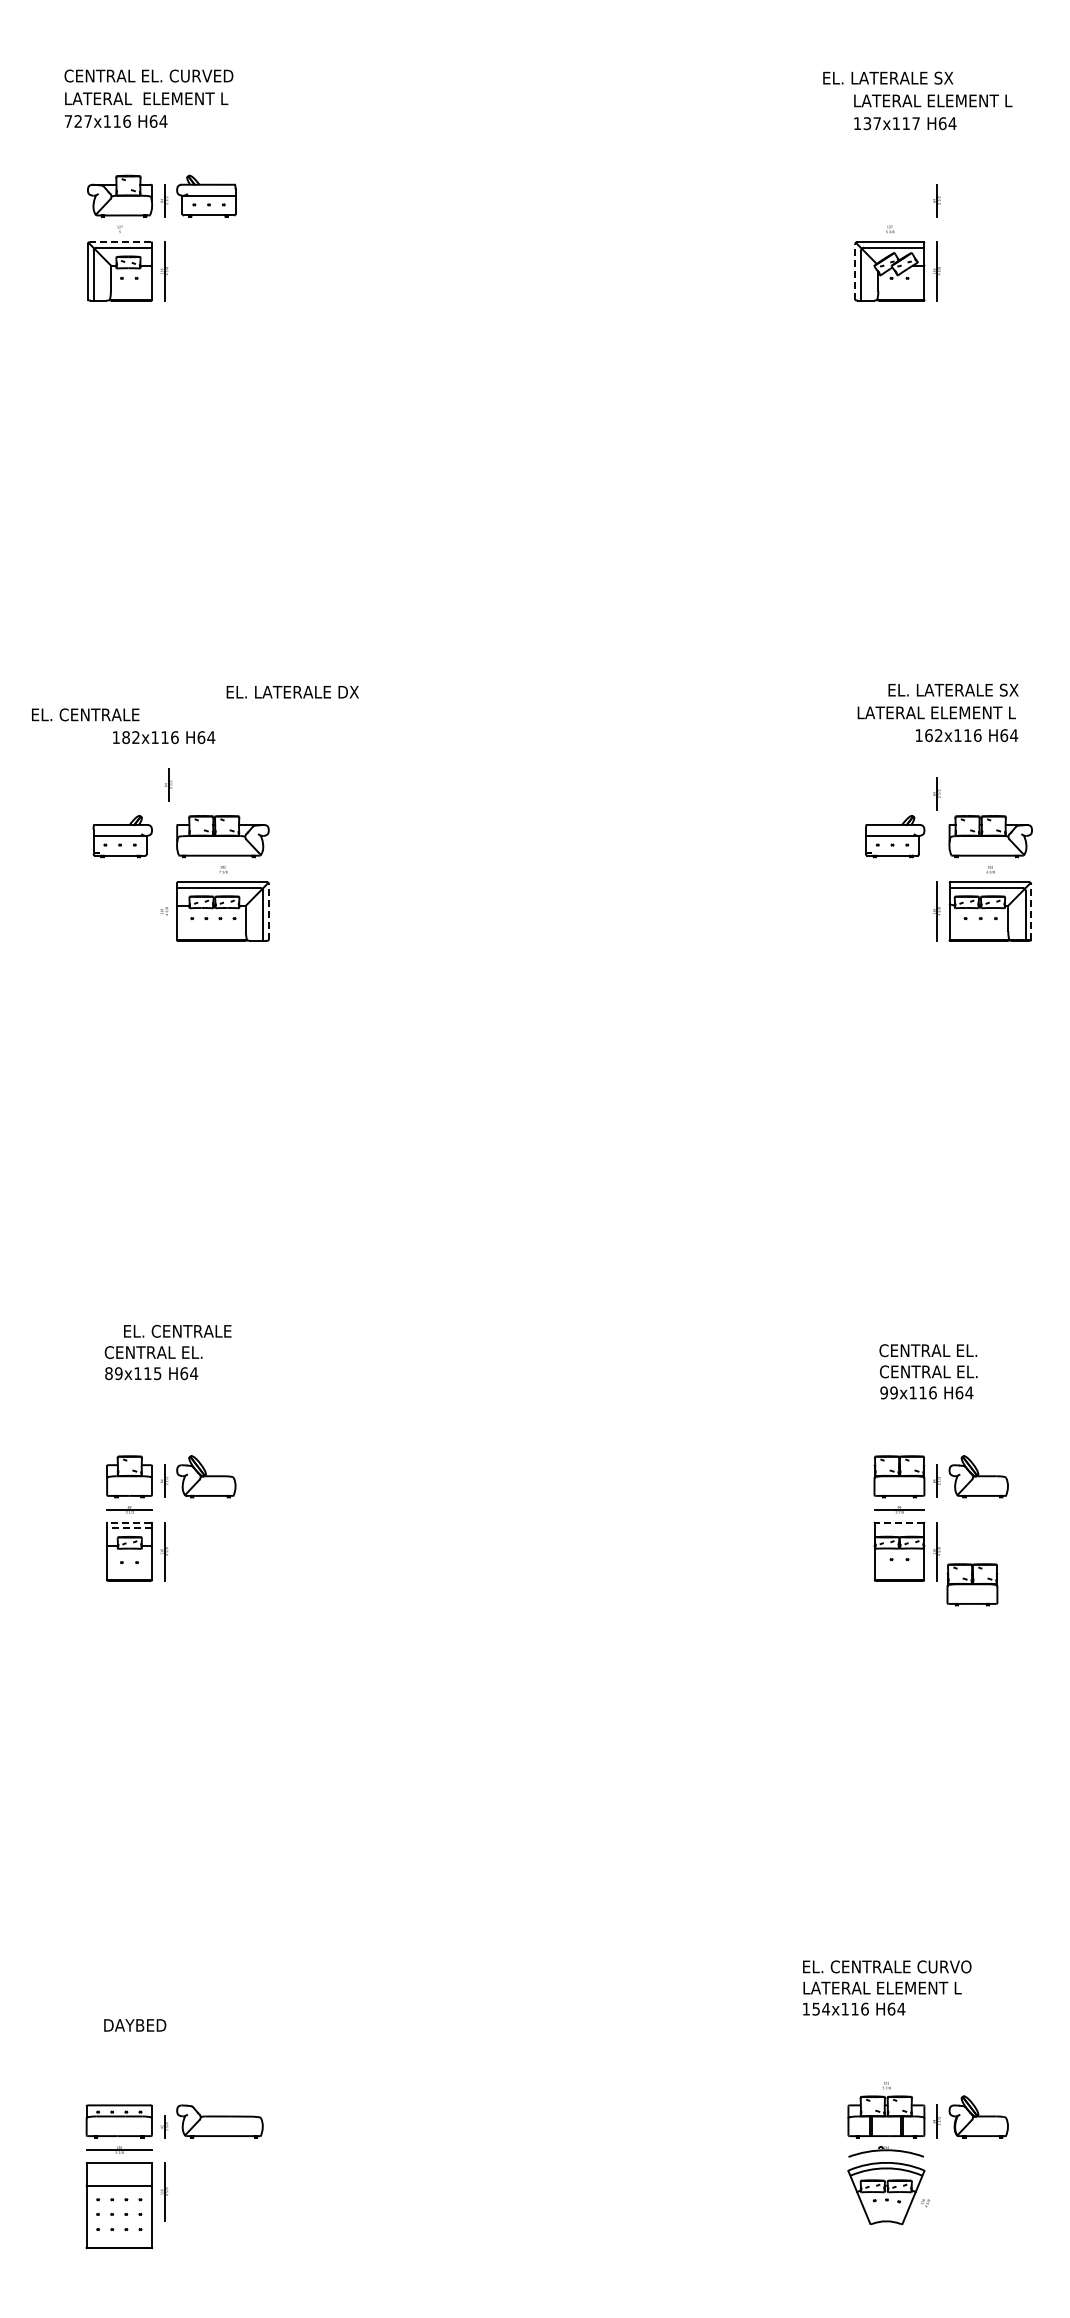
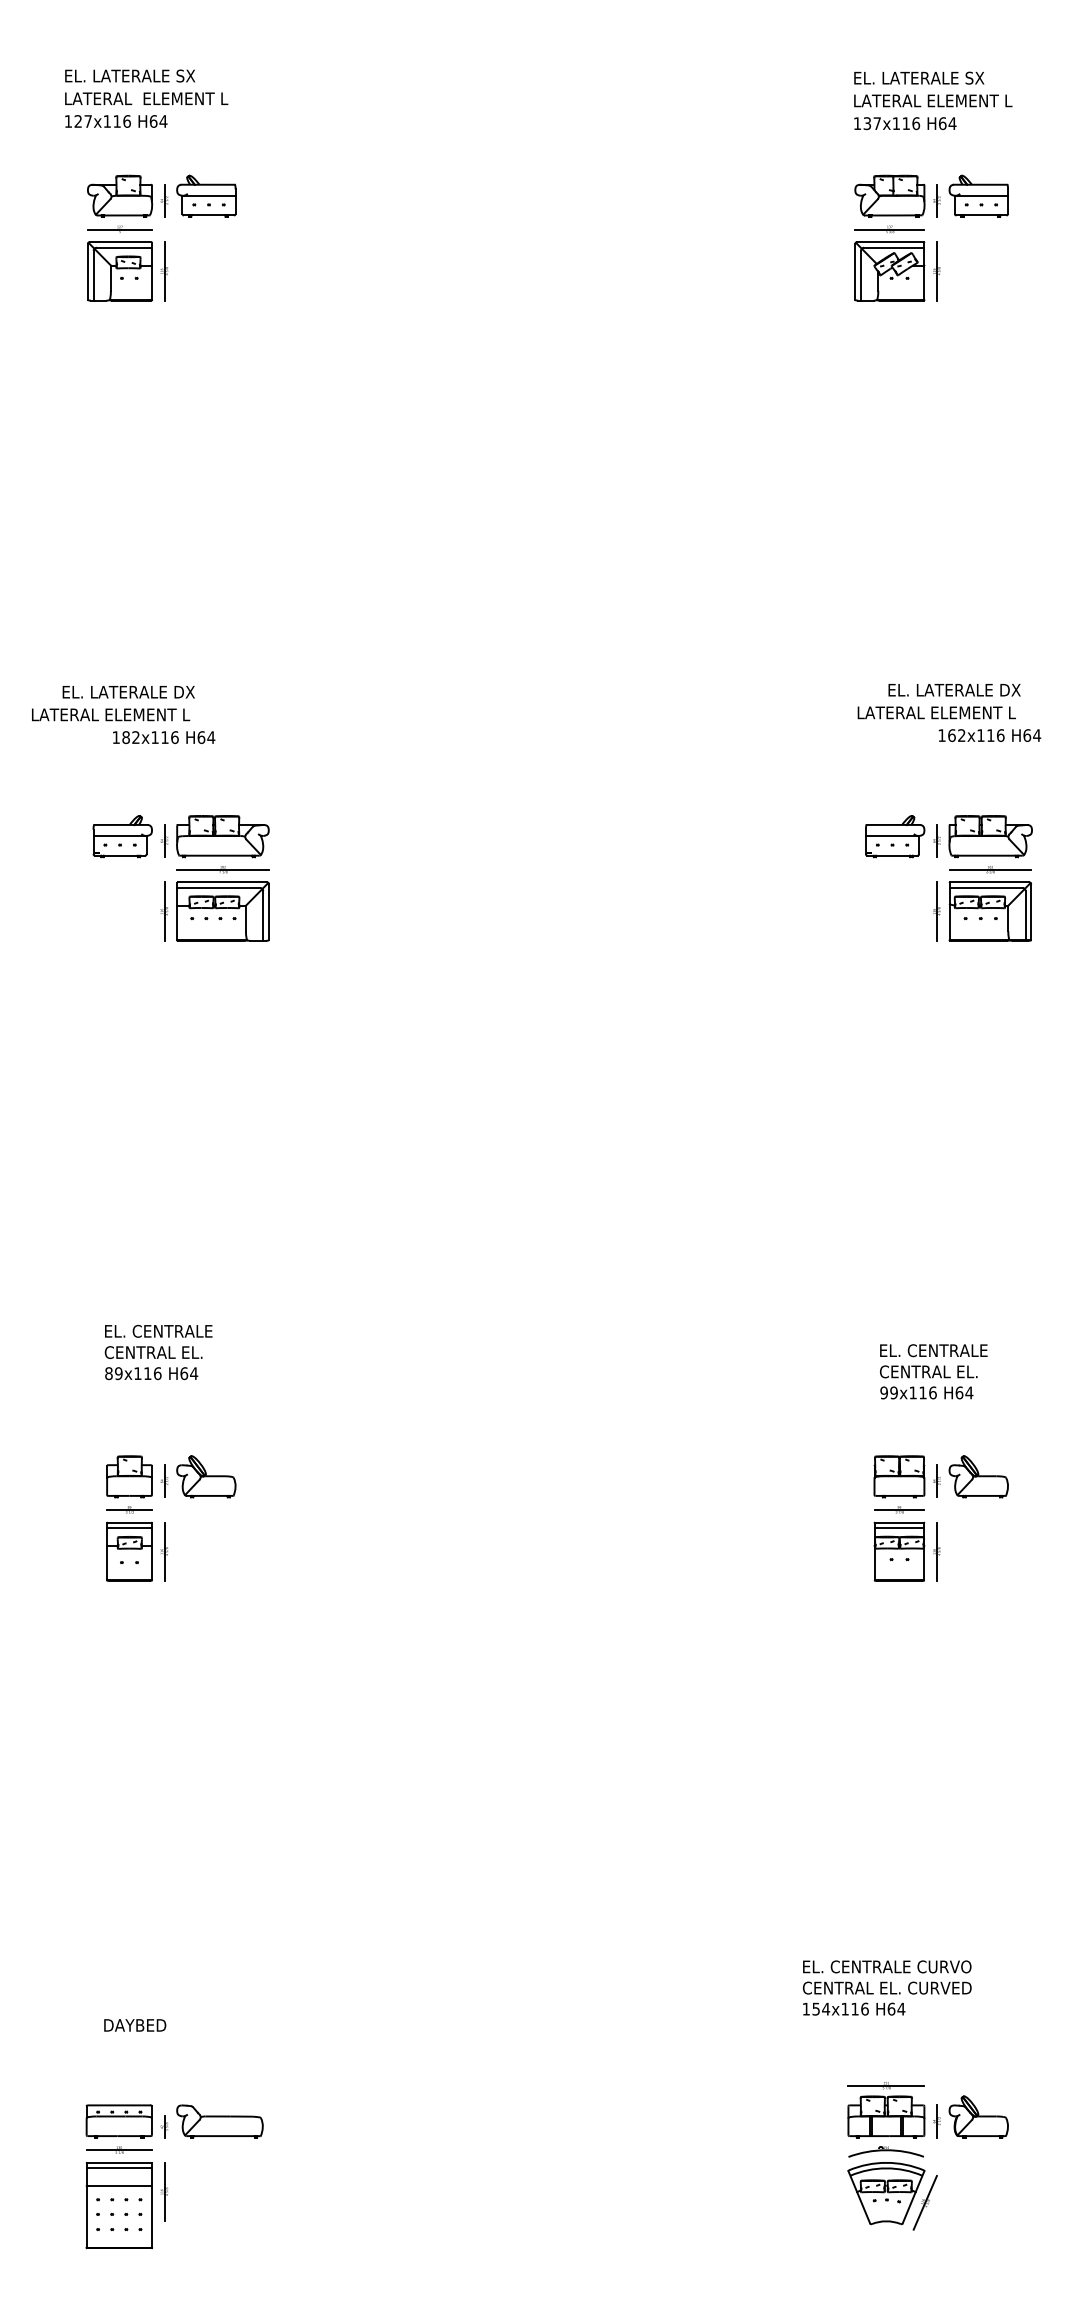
text: CENTRAL EL. CURVED -> EL. LATERALE SX (148, 75)
text position: (888, 77) -> (919, 77) (919, 77)
text: 727x116 -> 127x116 (67, 121)
text: 137x117 -> 137x116 (916, 123)
part: none -> present (889, 195)
part: none -> present (978, 195)
line: none -> present (119, 229)
line: none -> present (889, 229)
line: dashed -> solid (120, 242)
line: dashed -> solid (855, 272)
text: EL. LATERALE SX -> EL. LATERALE DX (1009, 689)
text position: (292, 692) -> (128, 692) (128, 692)
text: EL. CENTRALE -> LATERAL ELEMENT L (111, 714)
text position: (966, 735) -> (989, 735) (989, 735)
part position: (168, 784) -> (164, 840) (164, 840)
part position: (936, 793) -> (936, 840) (936, 840)
line: none -> present (222, 869)
line: none -> present (990, 869)
line: none -> present (164, 911)
line: dashed -> solid (268, 912)
line: dashed -> solid (1031, 912)
text position: (177, 1330) -> (158, 1330) (158, 1330)
text: CENTRAL EL. -> EL. CENTRALE (933, 1350)
text: 89x115 -> 89x116 (157, 1373)
line: dashed -> solid (129, 1522)
line: dashed -> solid (898, 1522)
line: dashed -> solid (129, 1528)
line: none -> present (899, 1528)
part: present -> none (972, 1584)
text: LATERAL ELEMENT L -> CENTRAL EL. CURVED (886, 1987)
line: none -> present (886, 2085)
line: none -> present (118, 2168)
line: none -> present (924, 2202)
